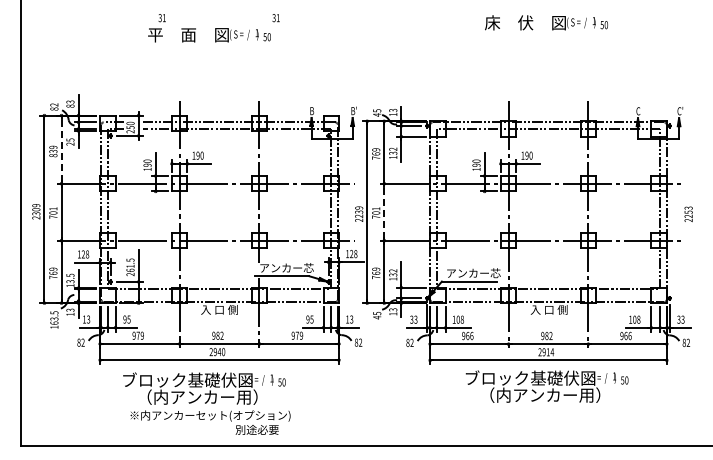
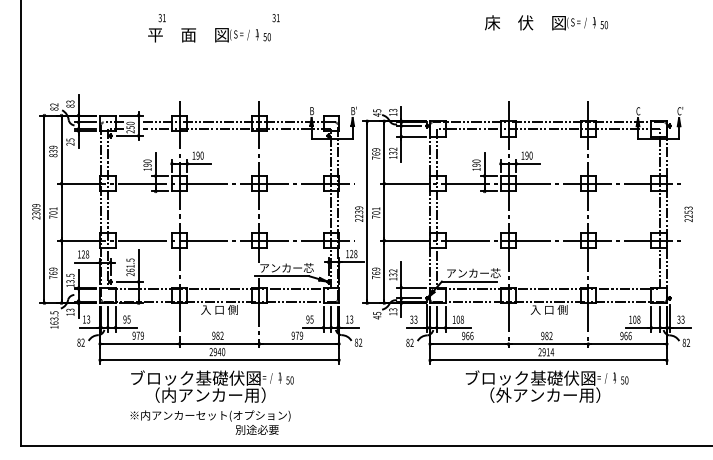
line: dashed -> solid (61, 149)
line: dashed -> solid (384, 211)
text position: (204, 388) -> (212, 386) (212, 386)
text: （内アンカー用） -> （外アンカー用） (503, 394)
